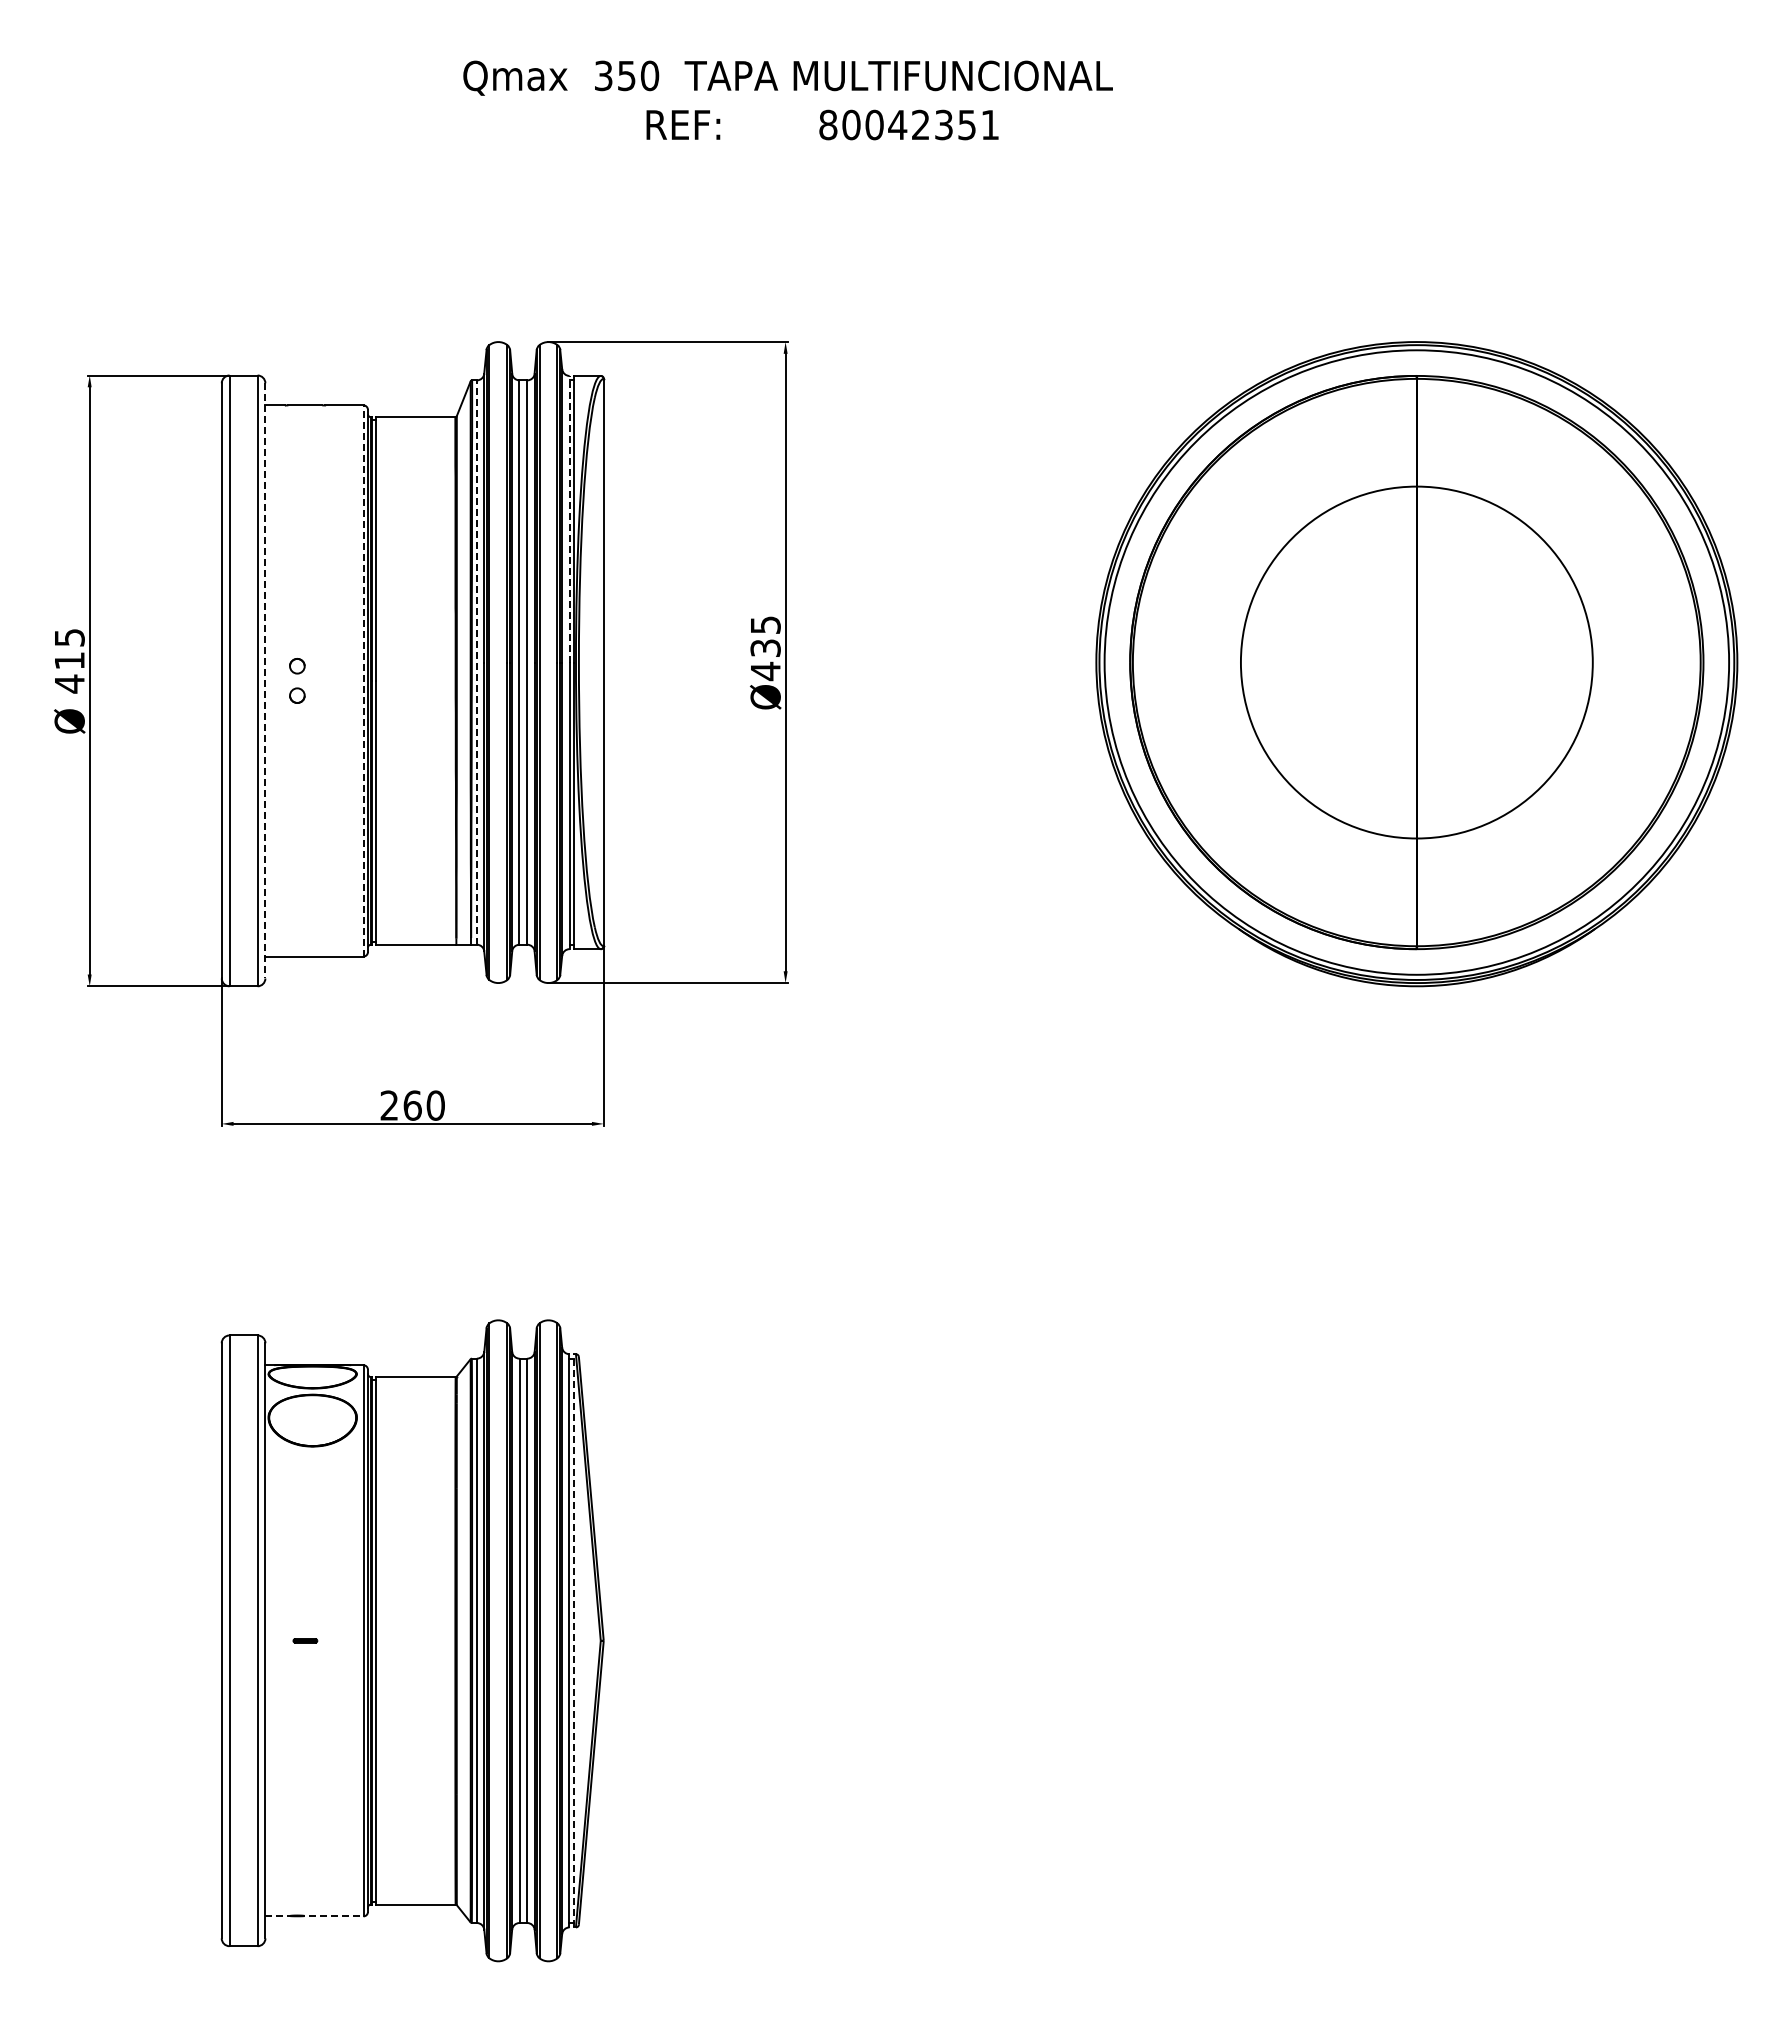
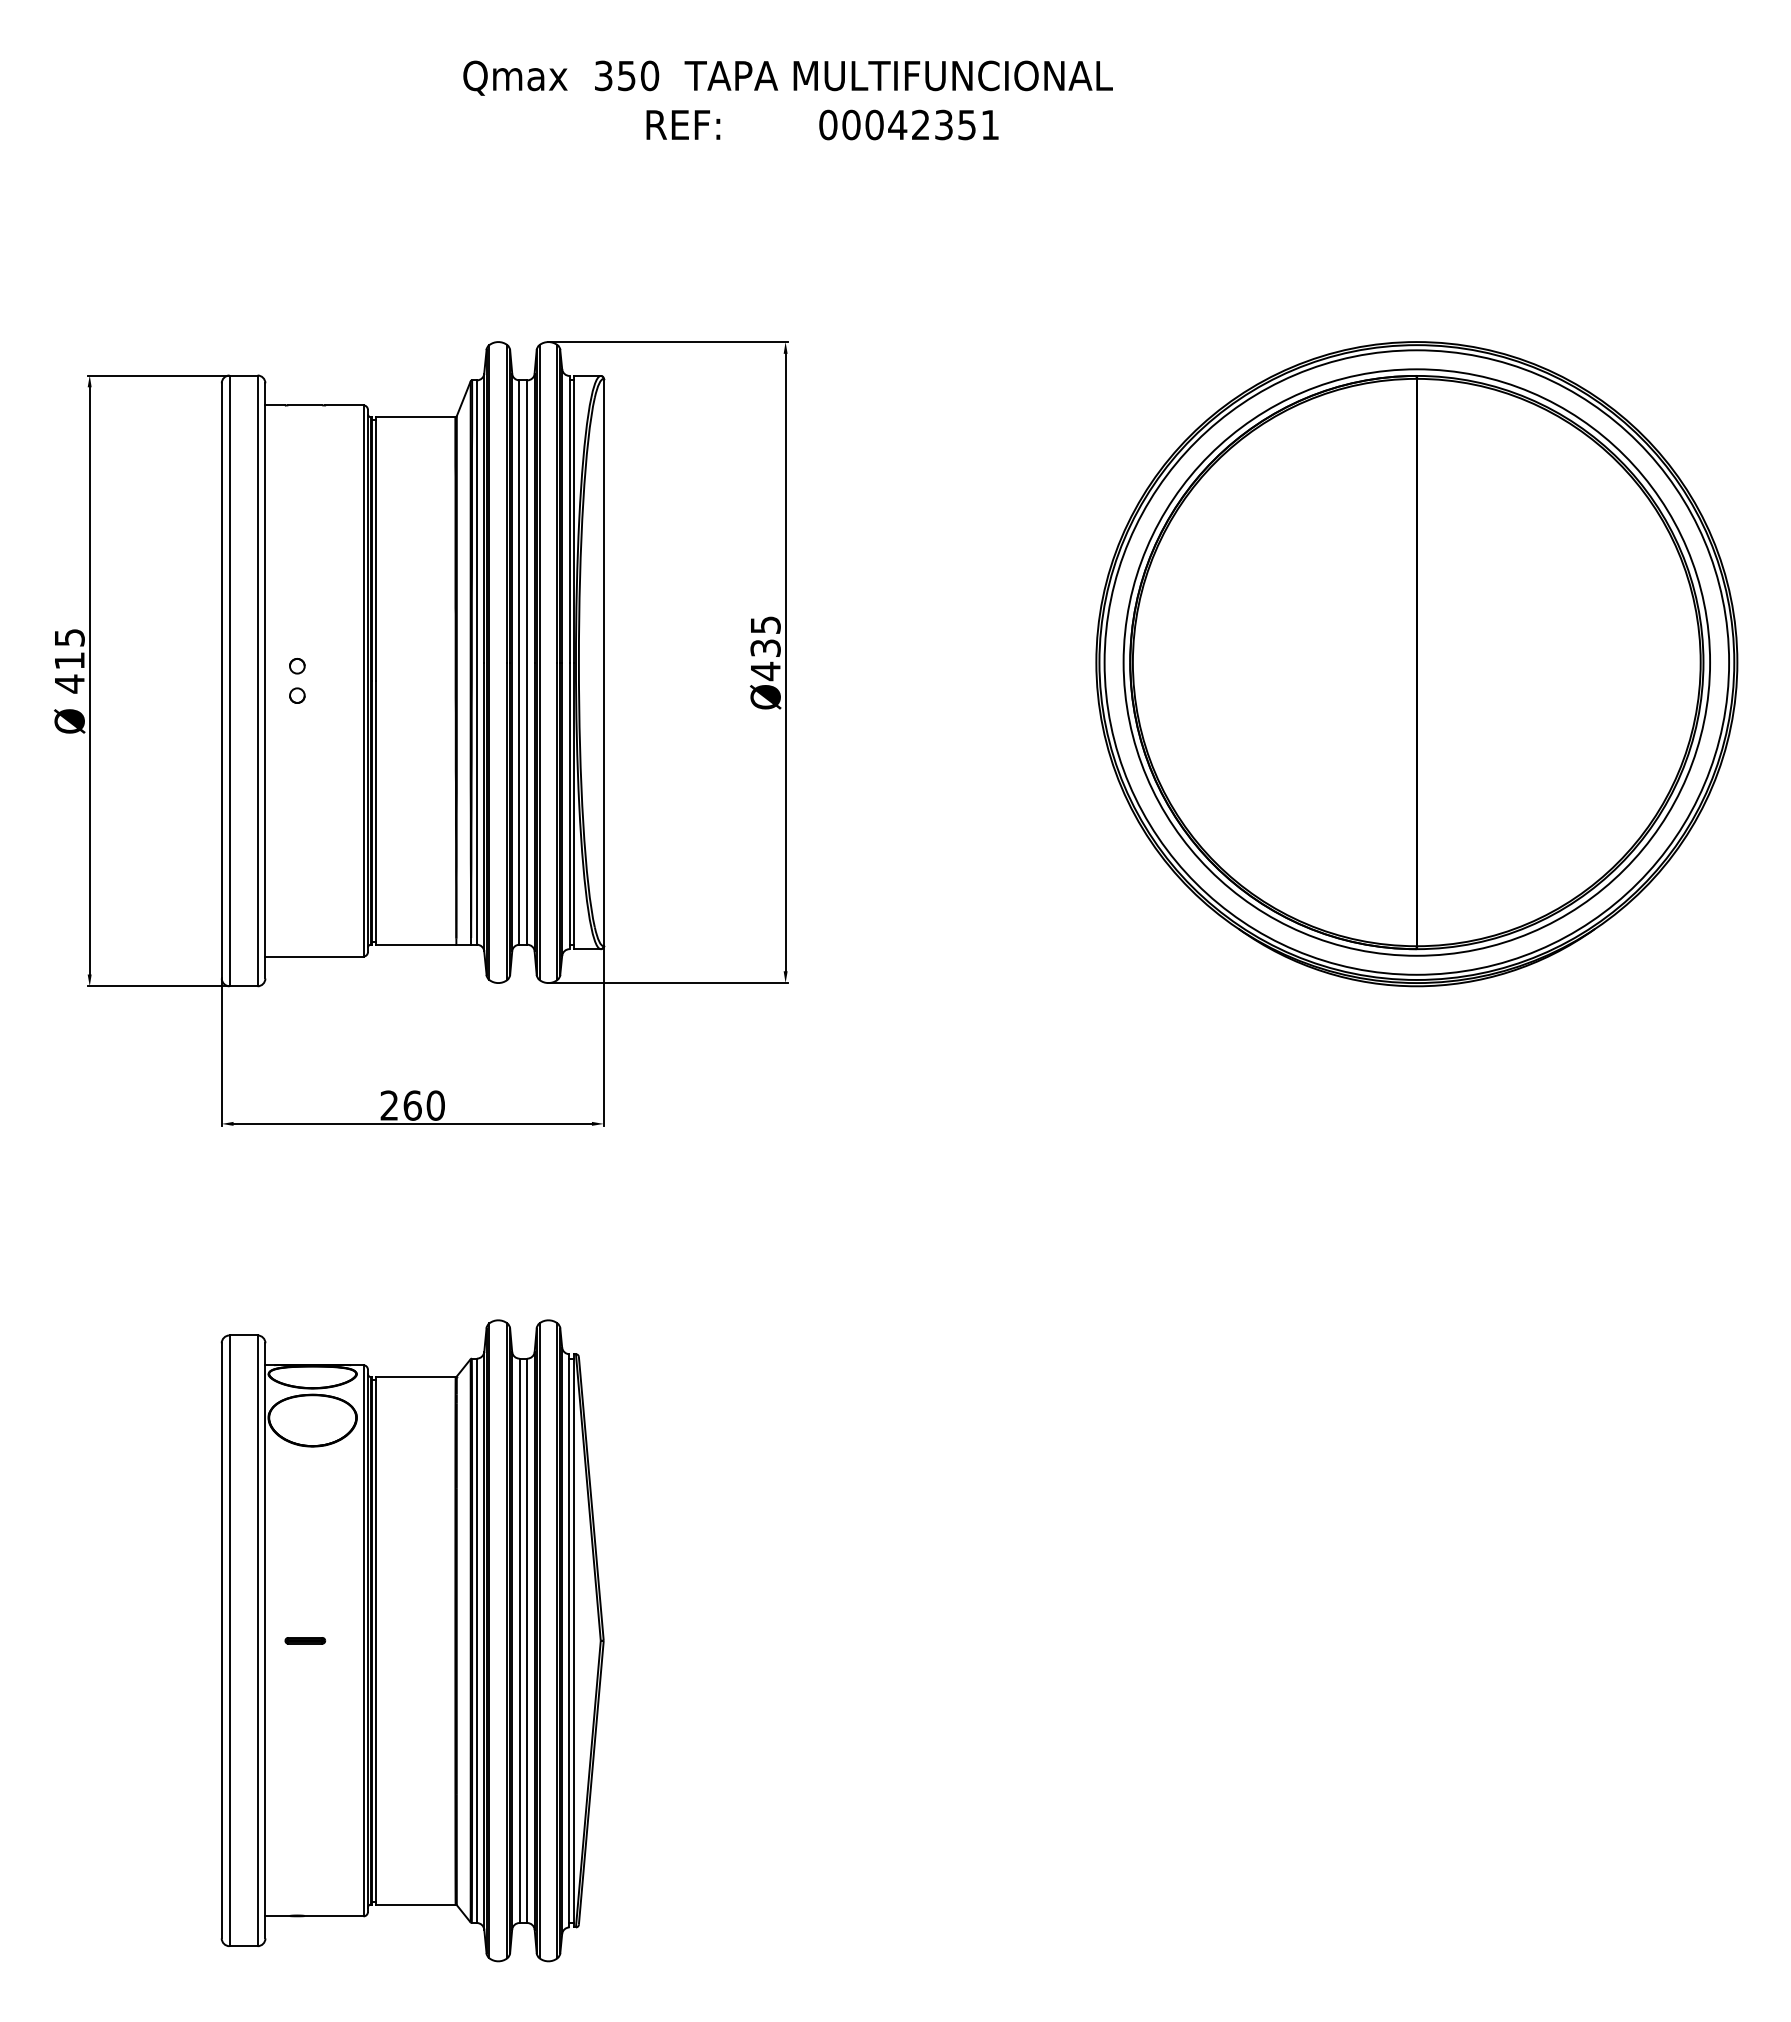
text: REF:^I80042351 -> REF:^I00042351 (828, 125)
line: dashed -> solid (569, 518)
line: dashed -> solid (477, 662)
circle diameter: 352 px -> 586 px (1416, 662)
line: dashed -> solid (265, 680)
line: dashed -> solid (363, 680)
part size: 27x6 px -> 43x8 px (305, 1640)
line: dashed -> solid (573, 1640)
line: dashed -> solid (315, 1916)
